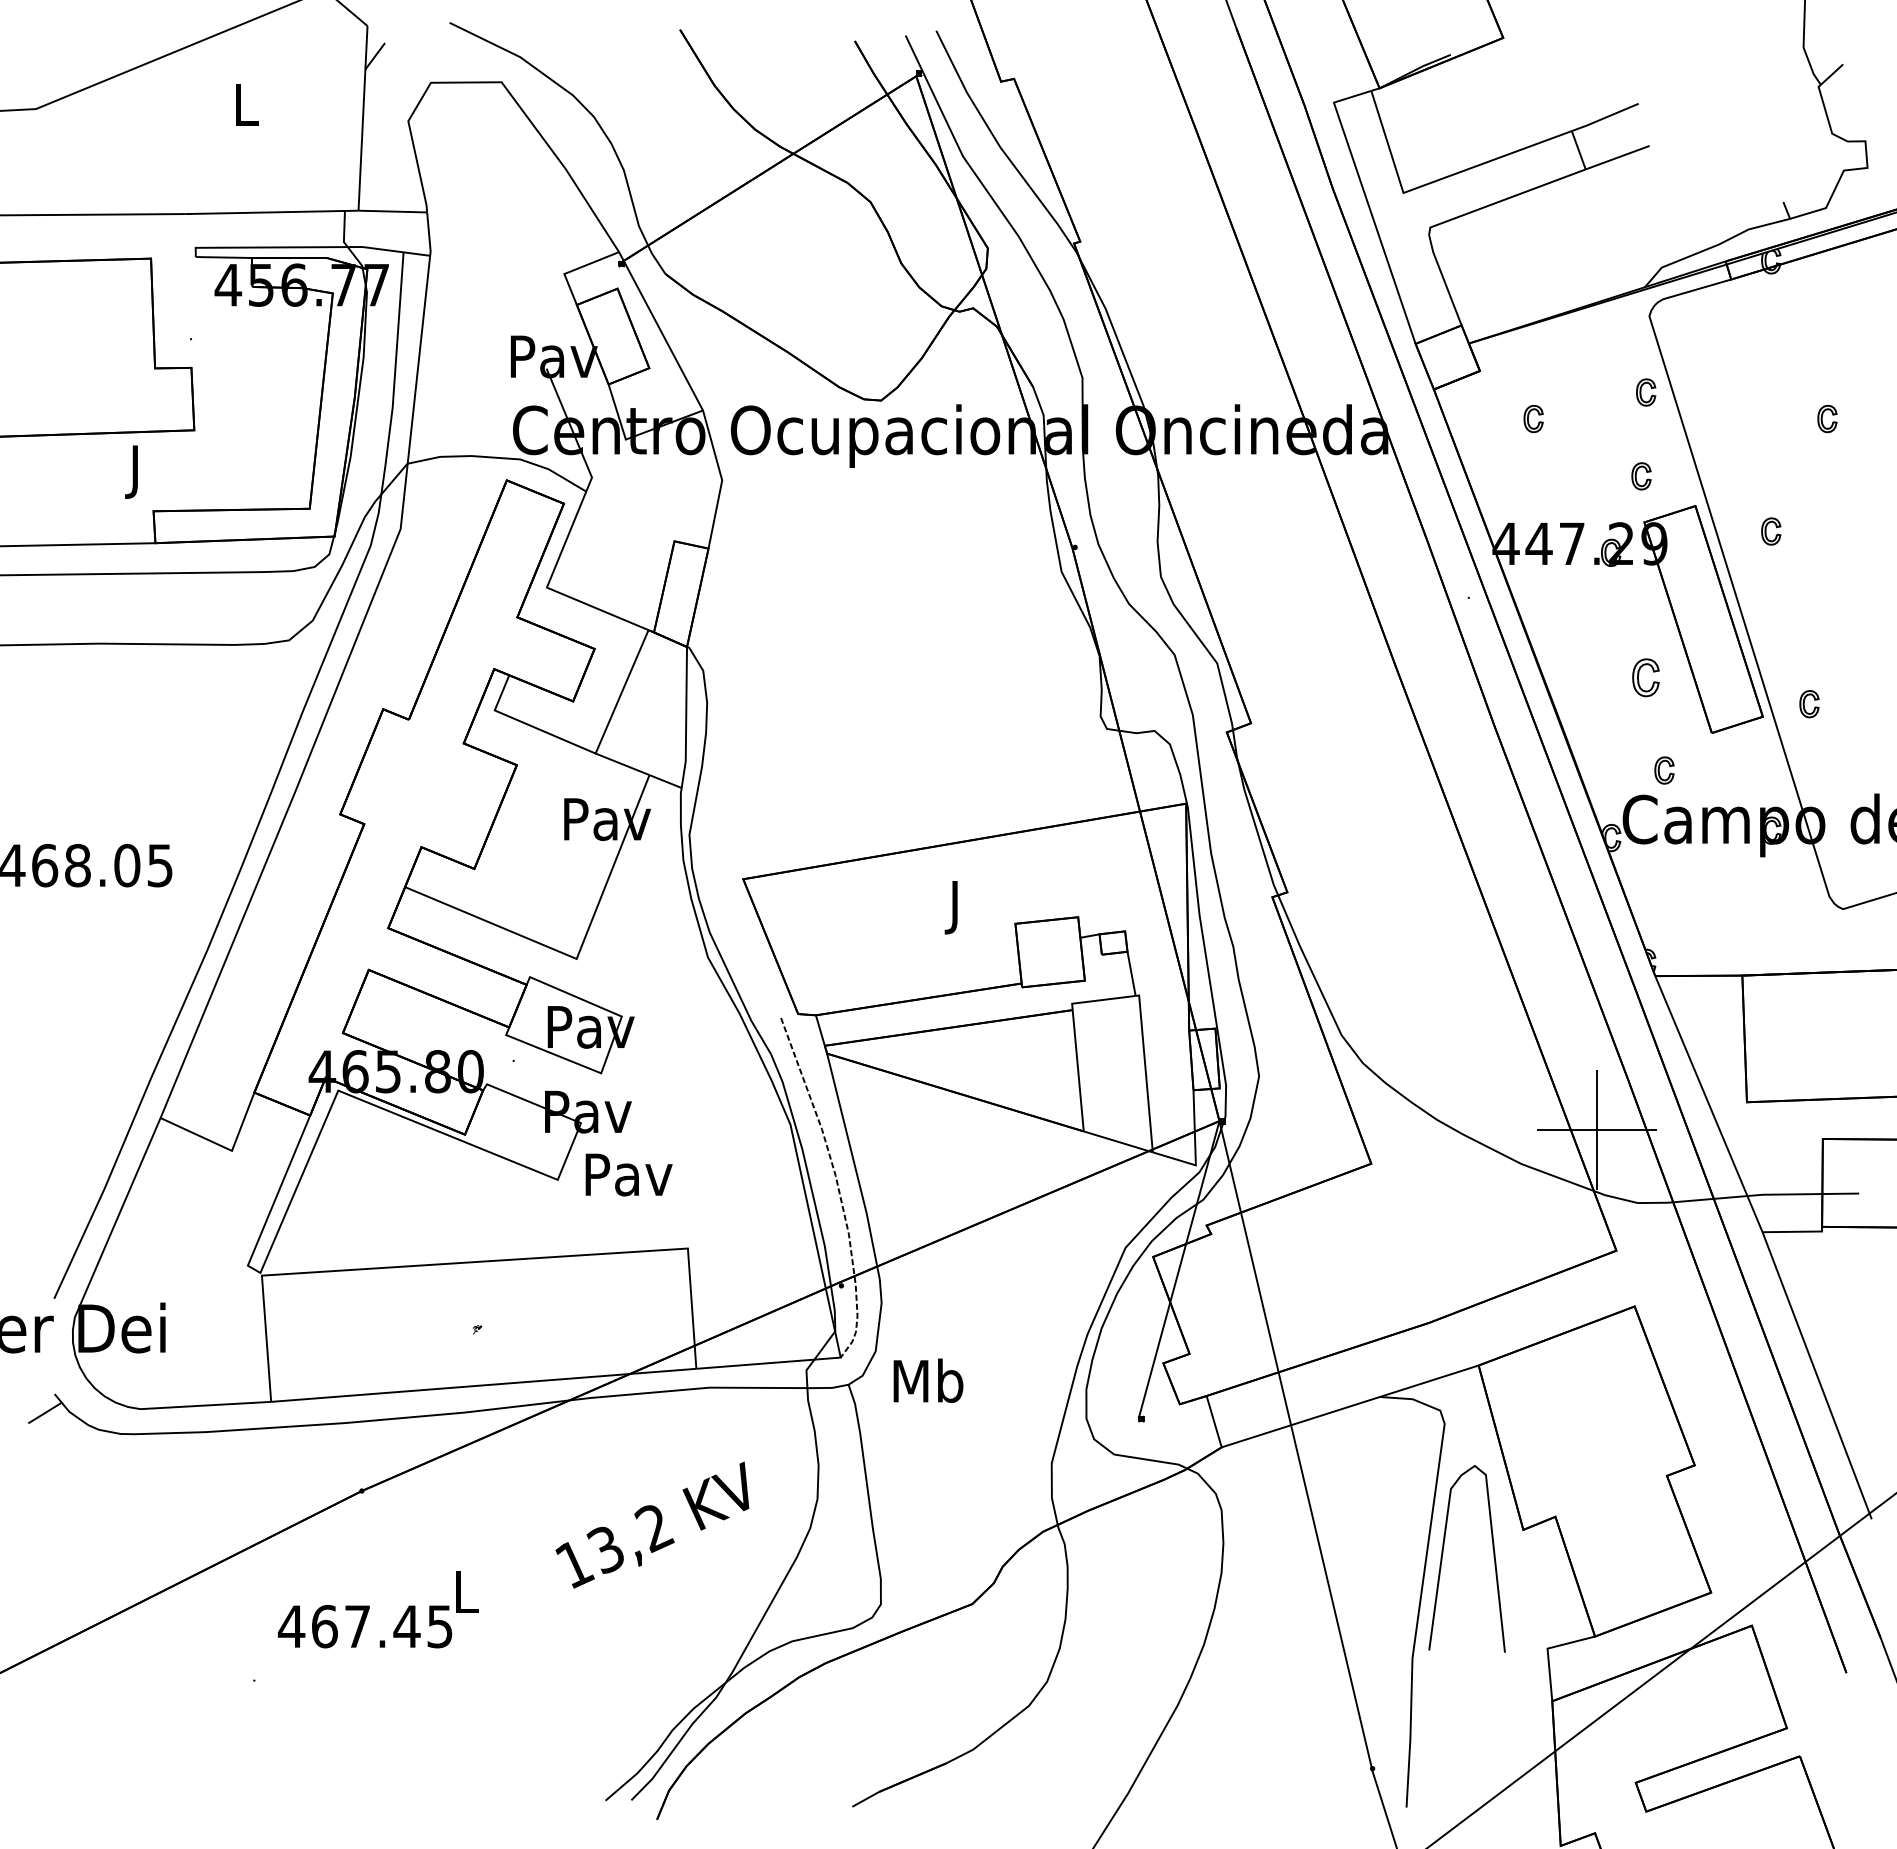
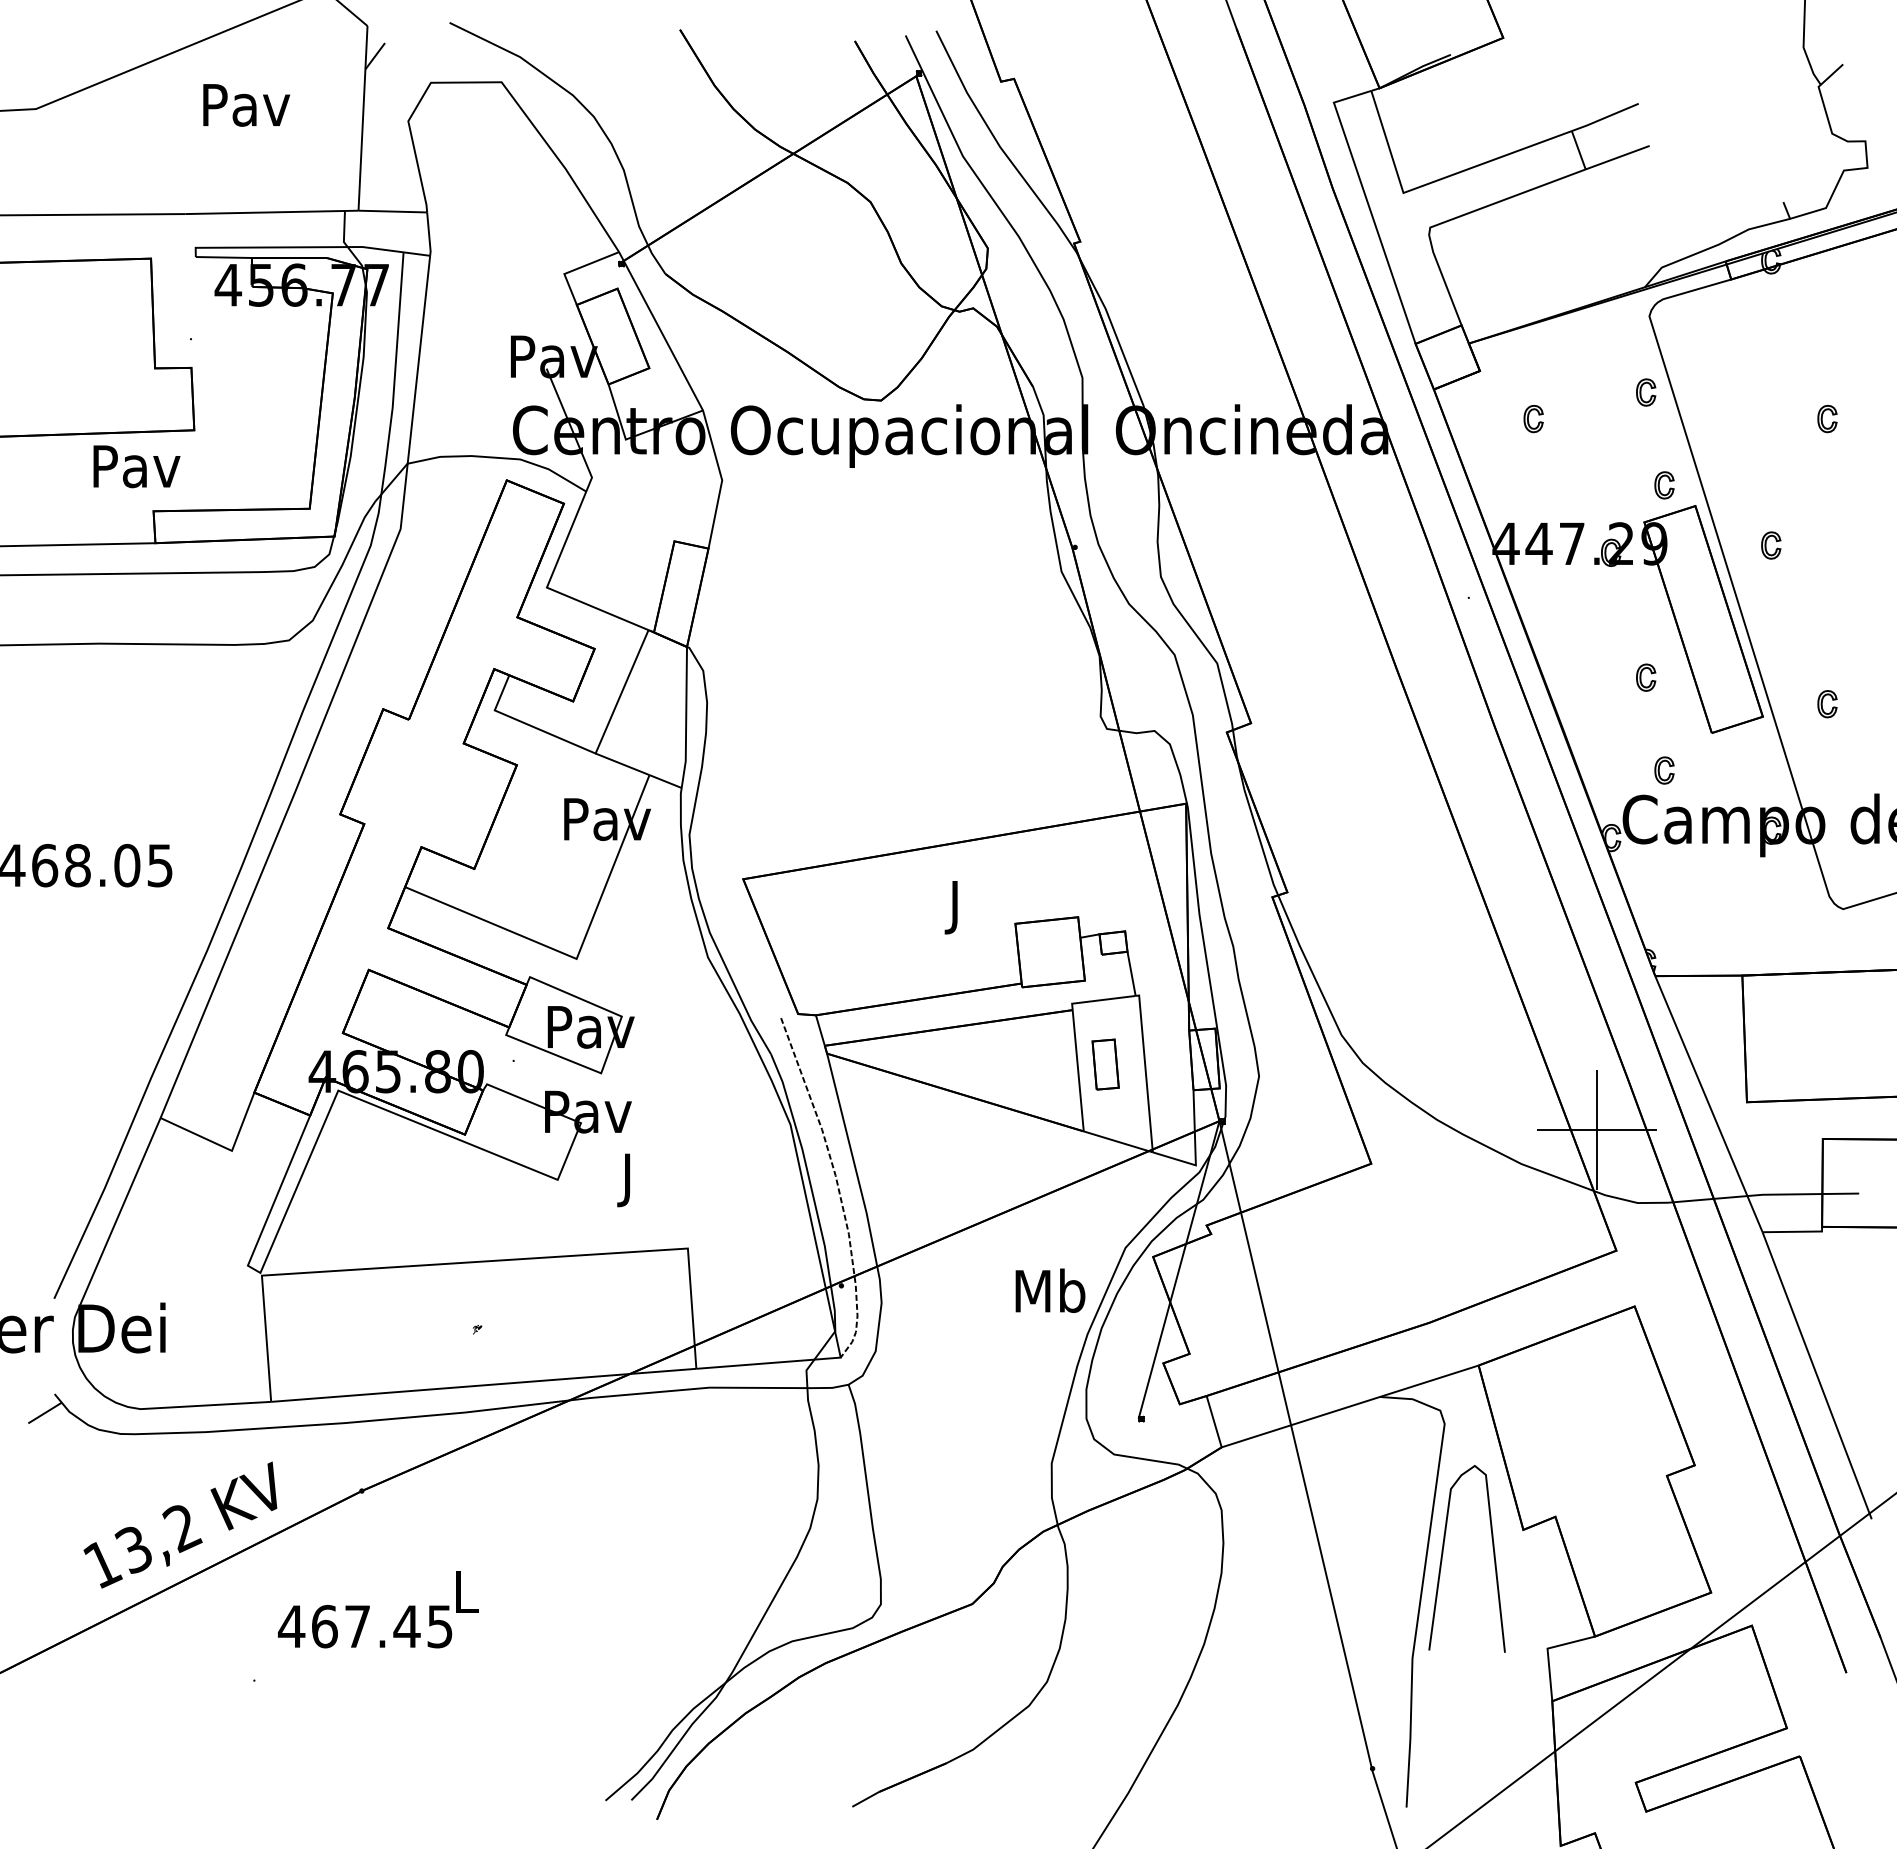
text: L -> Pav (246, 105)
text: J -> Pav (136, 471)
part position: (1641, 476) -> (1664, 485) (1664, 485)
part position: (1771, 531) -> (1771, 545) (1771, 545)
part size: 28x40 px -> 21x29 px (1646, 677)
part position: (1809, 704) -> (1827, 704) (1827, 704)
part: none -> present (1105, 1064)
text: Pav -> J (628, 1180)
text position: (928, 1380) -> (1050, 1290) (1050, 1290)
text position: (652, 1524) -> (180, 1524) (180, 1524)
